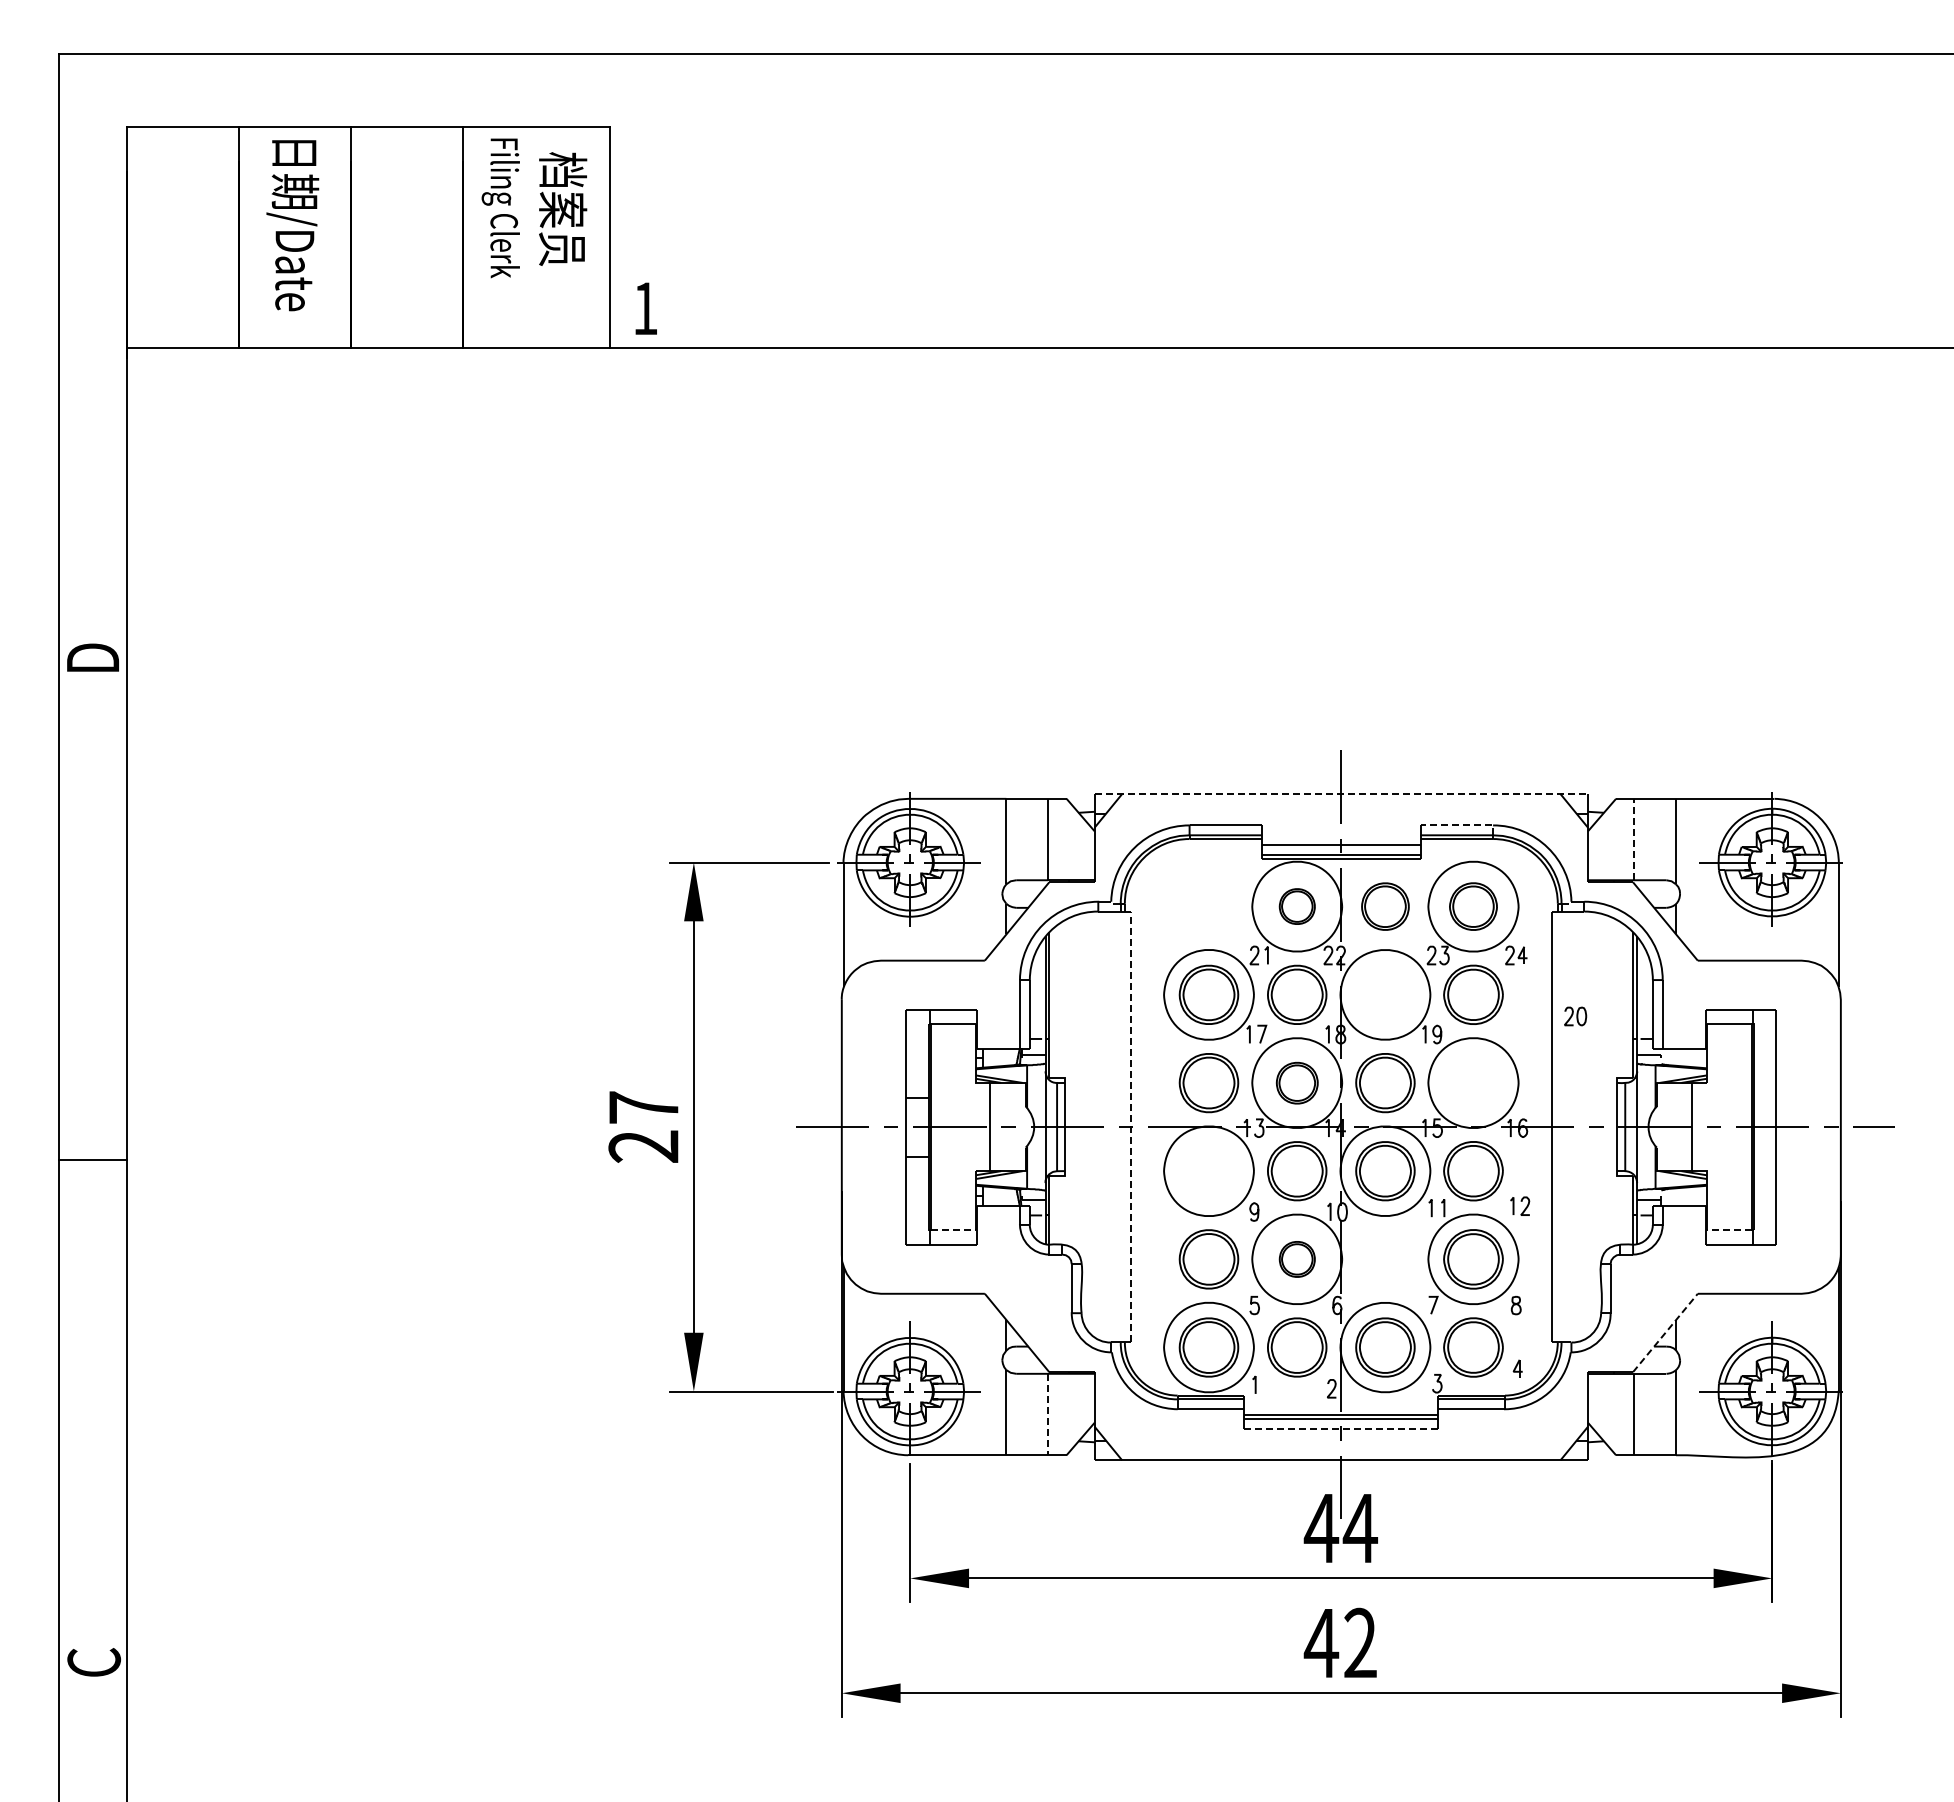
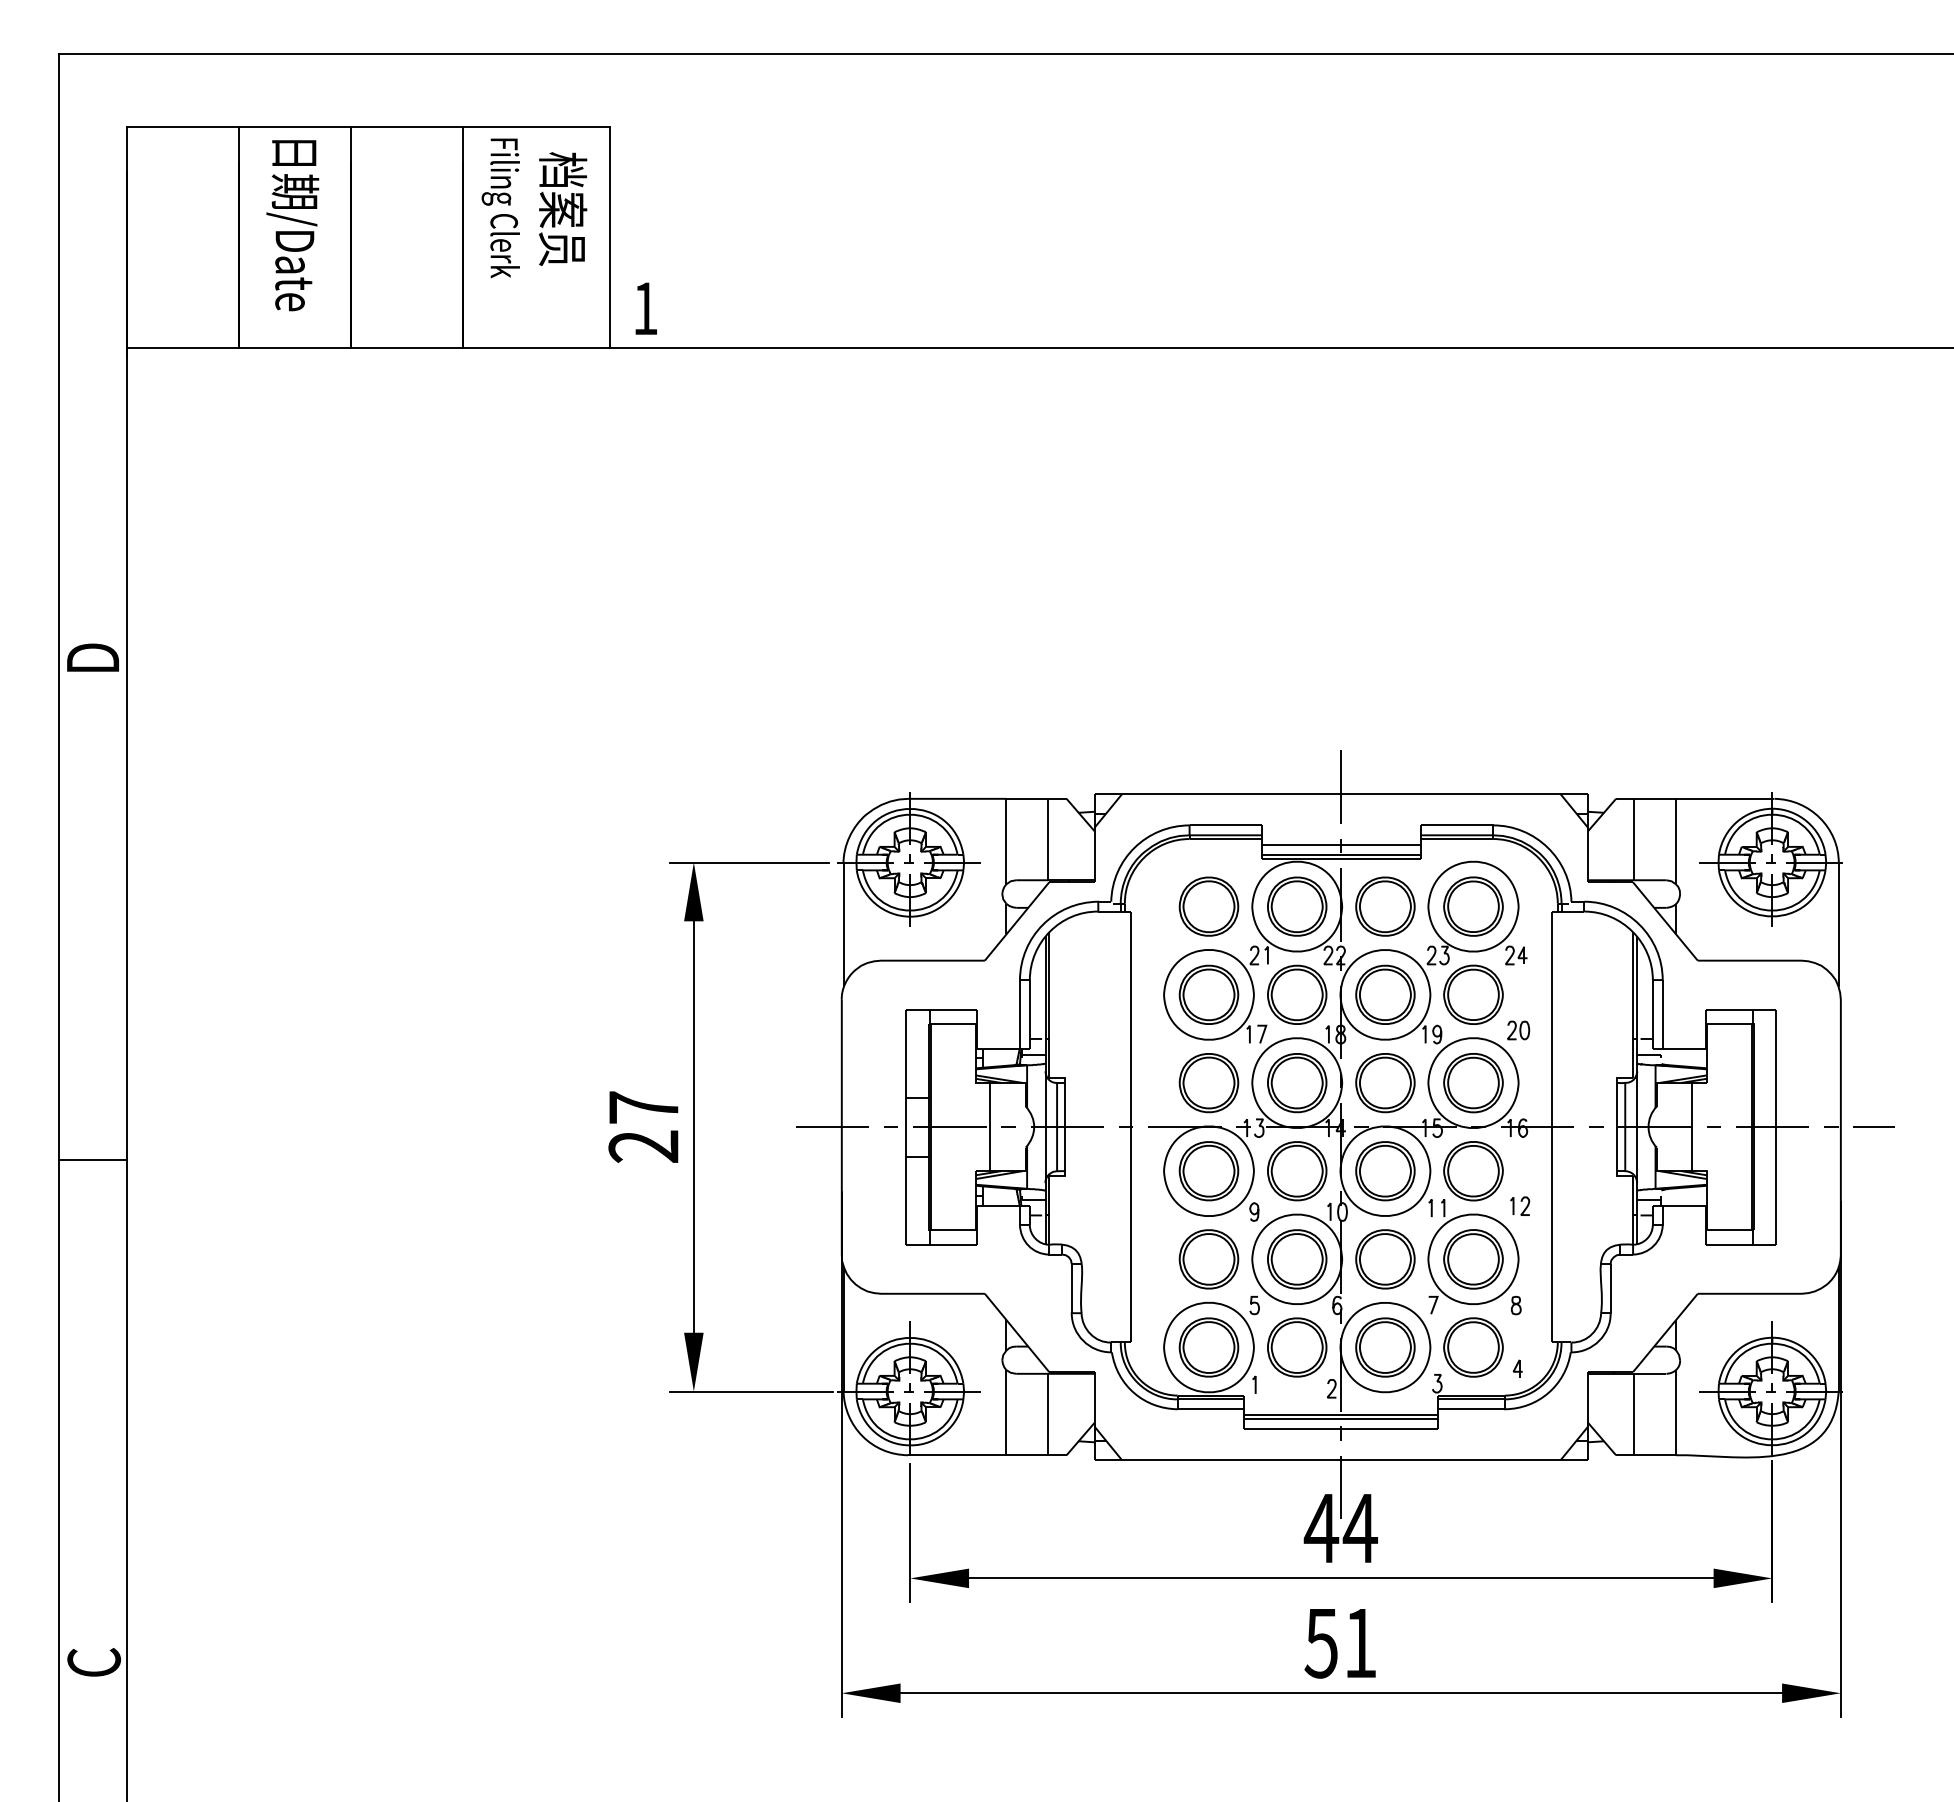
line: dashed -> solid (1341, 794)
line: dashed -> solid (1462, 825)
line: dashed -> solid (1634, 839)
part: none -> present (1208, 906)
part size: 38x37 px -> 61x61 px (1297, 906)
part size: 49x49 px -> 61x61 px (1385, 906)
part size: 49x49 px -> 61x61 px (1473, 906)
part: none -> present (1385, 994)
part position: (1575, 1016) -> (1518, 1030) (1518, 1030)
part size: 44x44 px -> 61x61 px (1297, 1083)
part: none -> present (1473, 1083)
line: dashed -> solid (1130, 1126)
part: none -> present (1208, 1171)
line: dashed -> solid (954, 1230)
line: dashed -> solid (1728, 1230)
part size: 38x37 px -> 61x61 px (1297, 1259)
part: none -> present (1385, 1259)
line: dashed -> solid (1665, 1332)
line: dashed -> solid (1048, 1414)
line: dashed -> solid (1341, 1429)
text: 42 -> 51 (1339, 1642)
